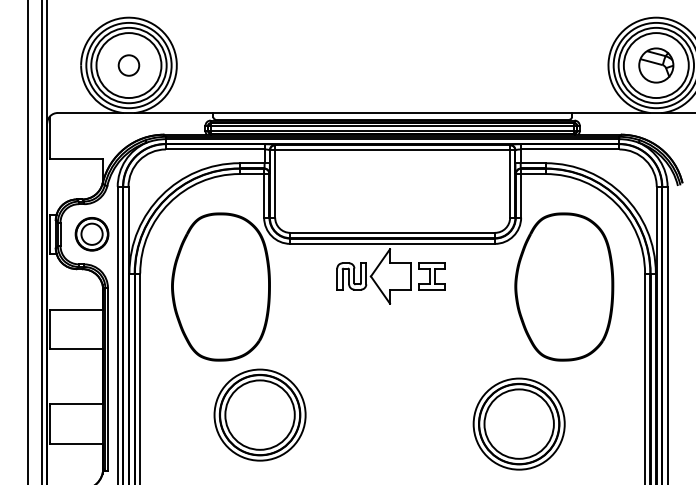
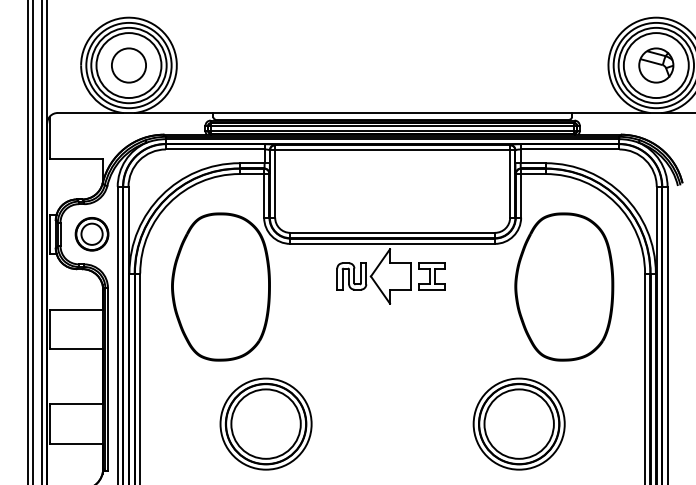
circle diameter: 21 px -> 34 px (128, 65)
line: none -> present (32, 241)
part position: (259, 414) -> (265, 423) (265, 423)
